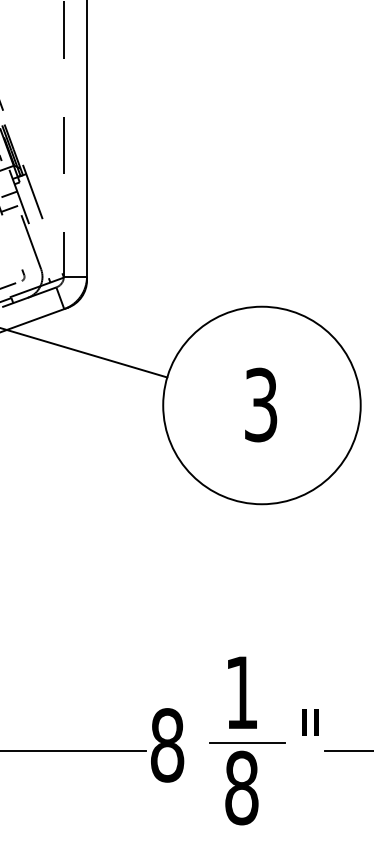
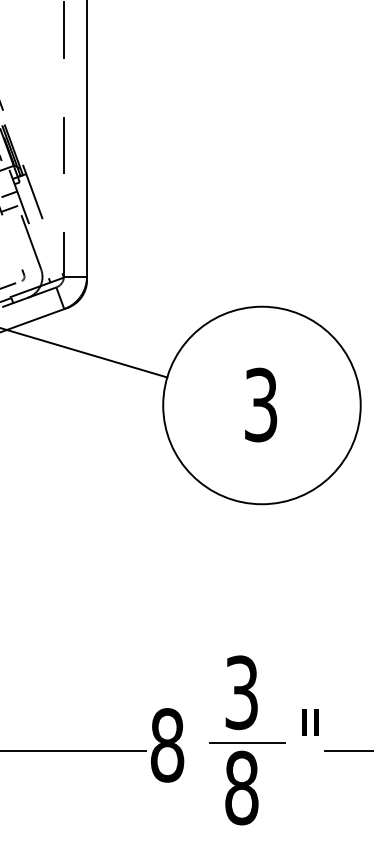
text: 1 -> 3 (241, 692)
